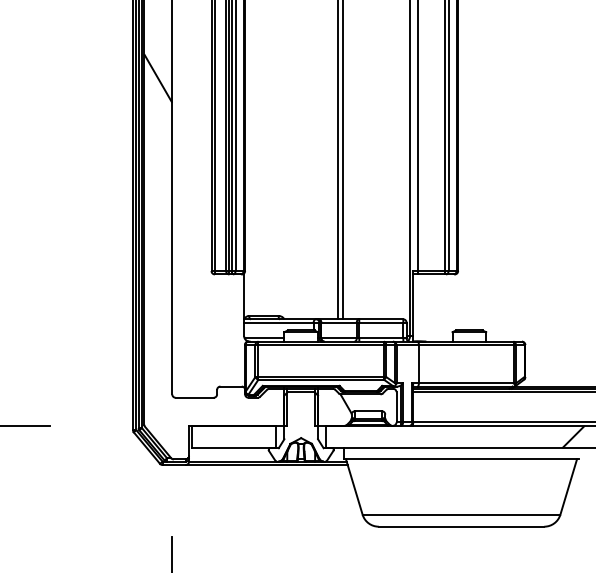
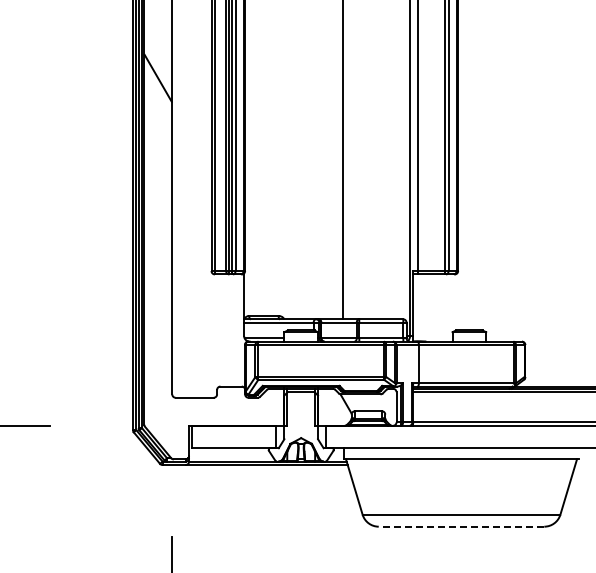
line: present -> none (338, 160)
hatch: present -> none (573, 436)
line: solid -> dashed (461, 526)
